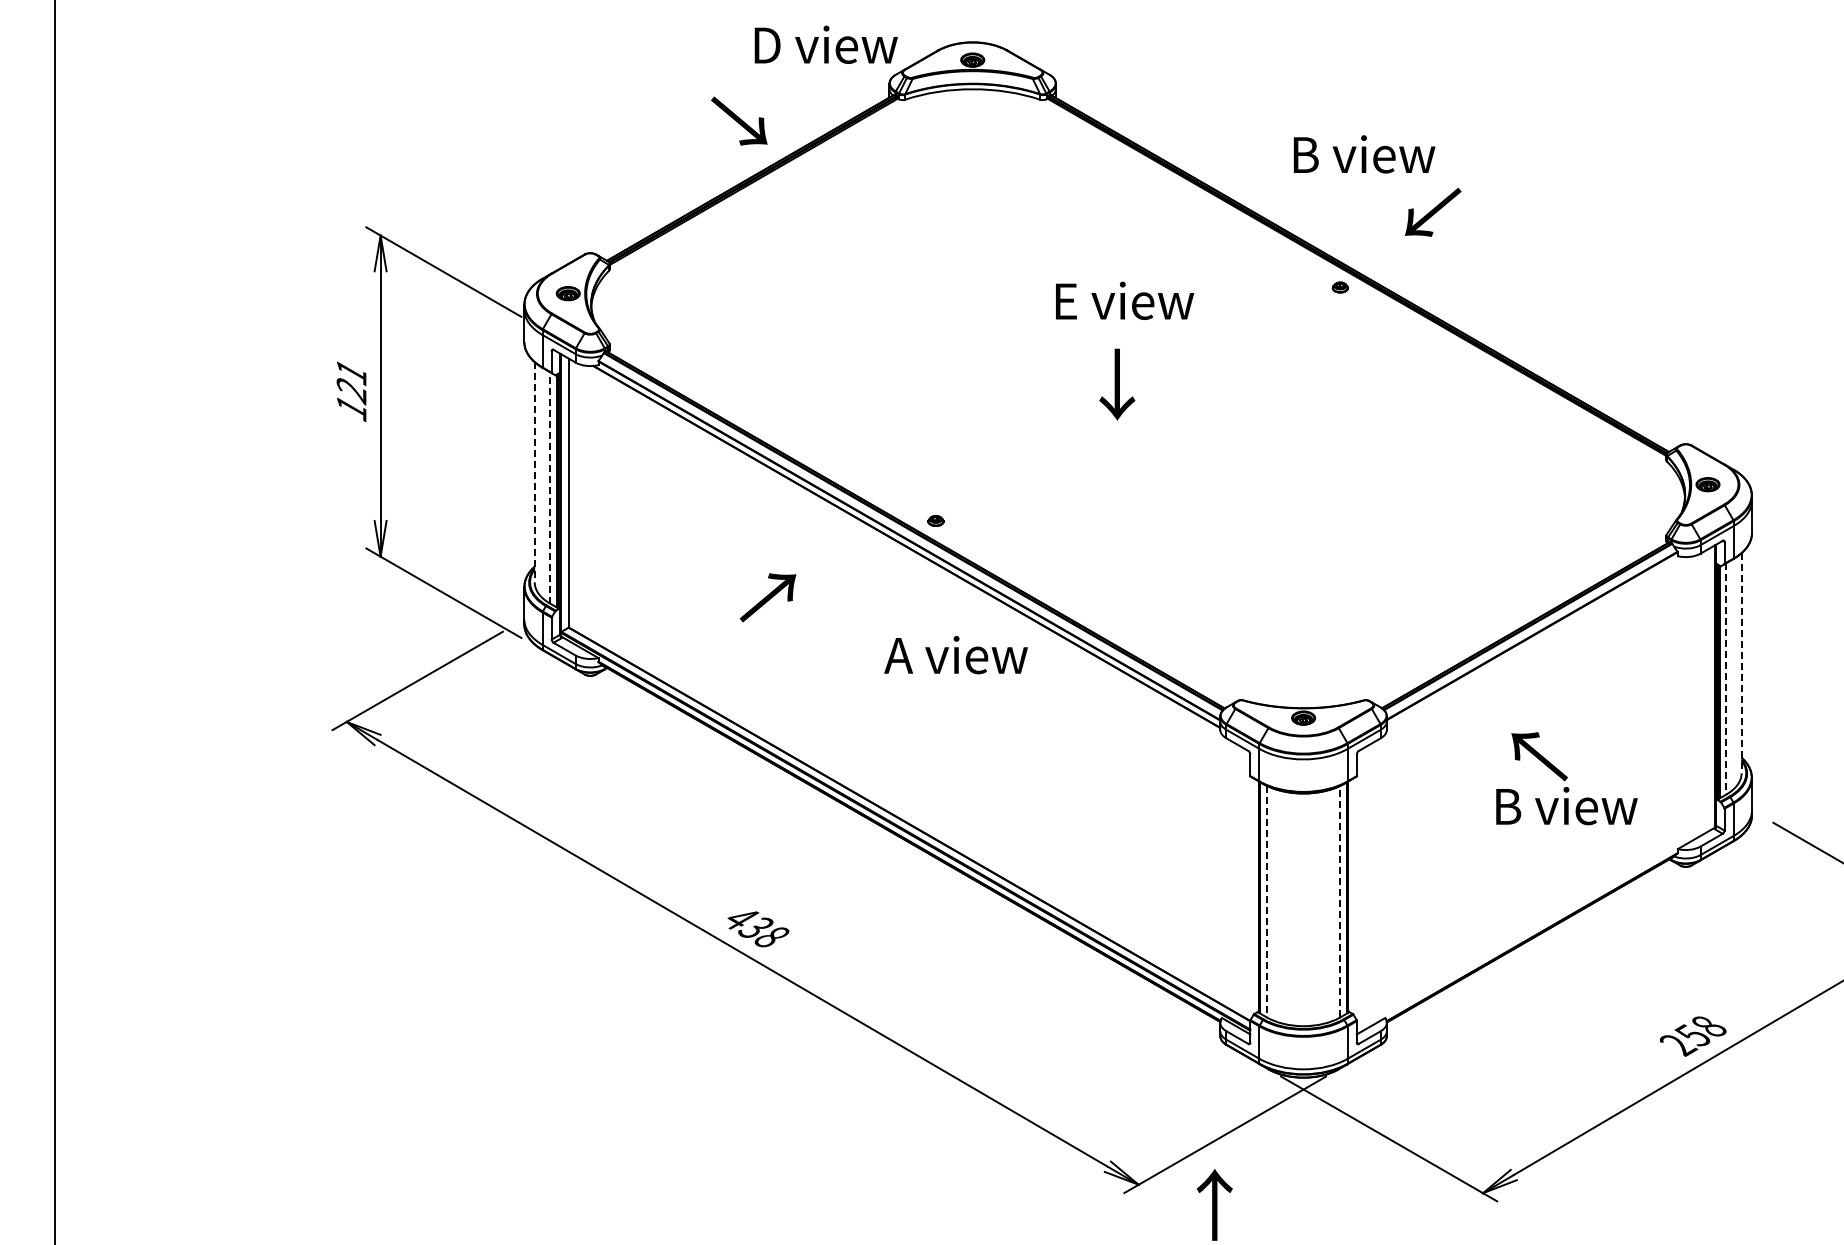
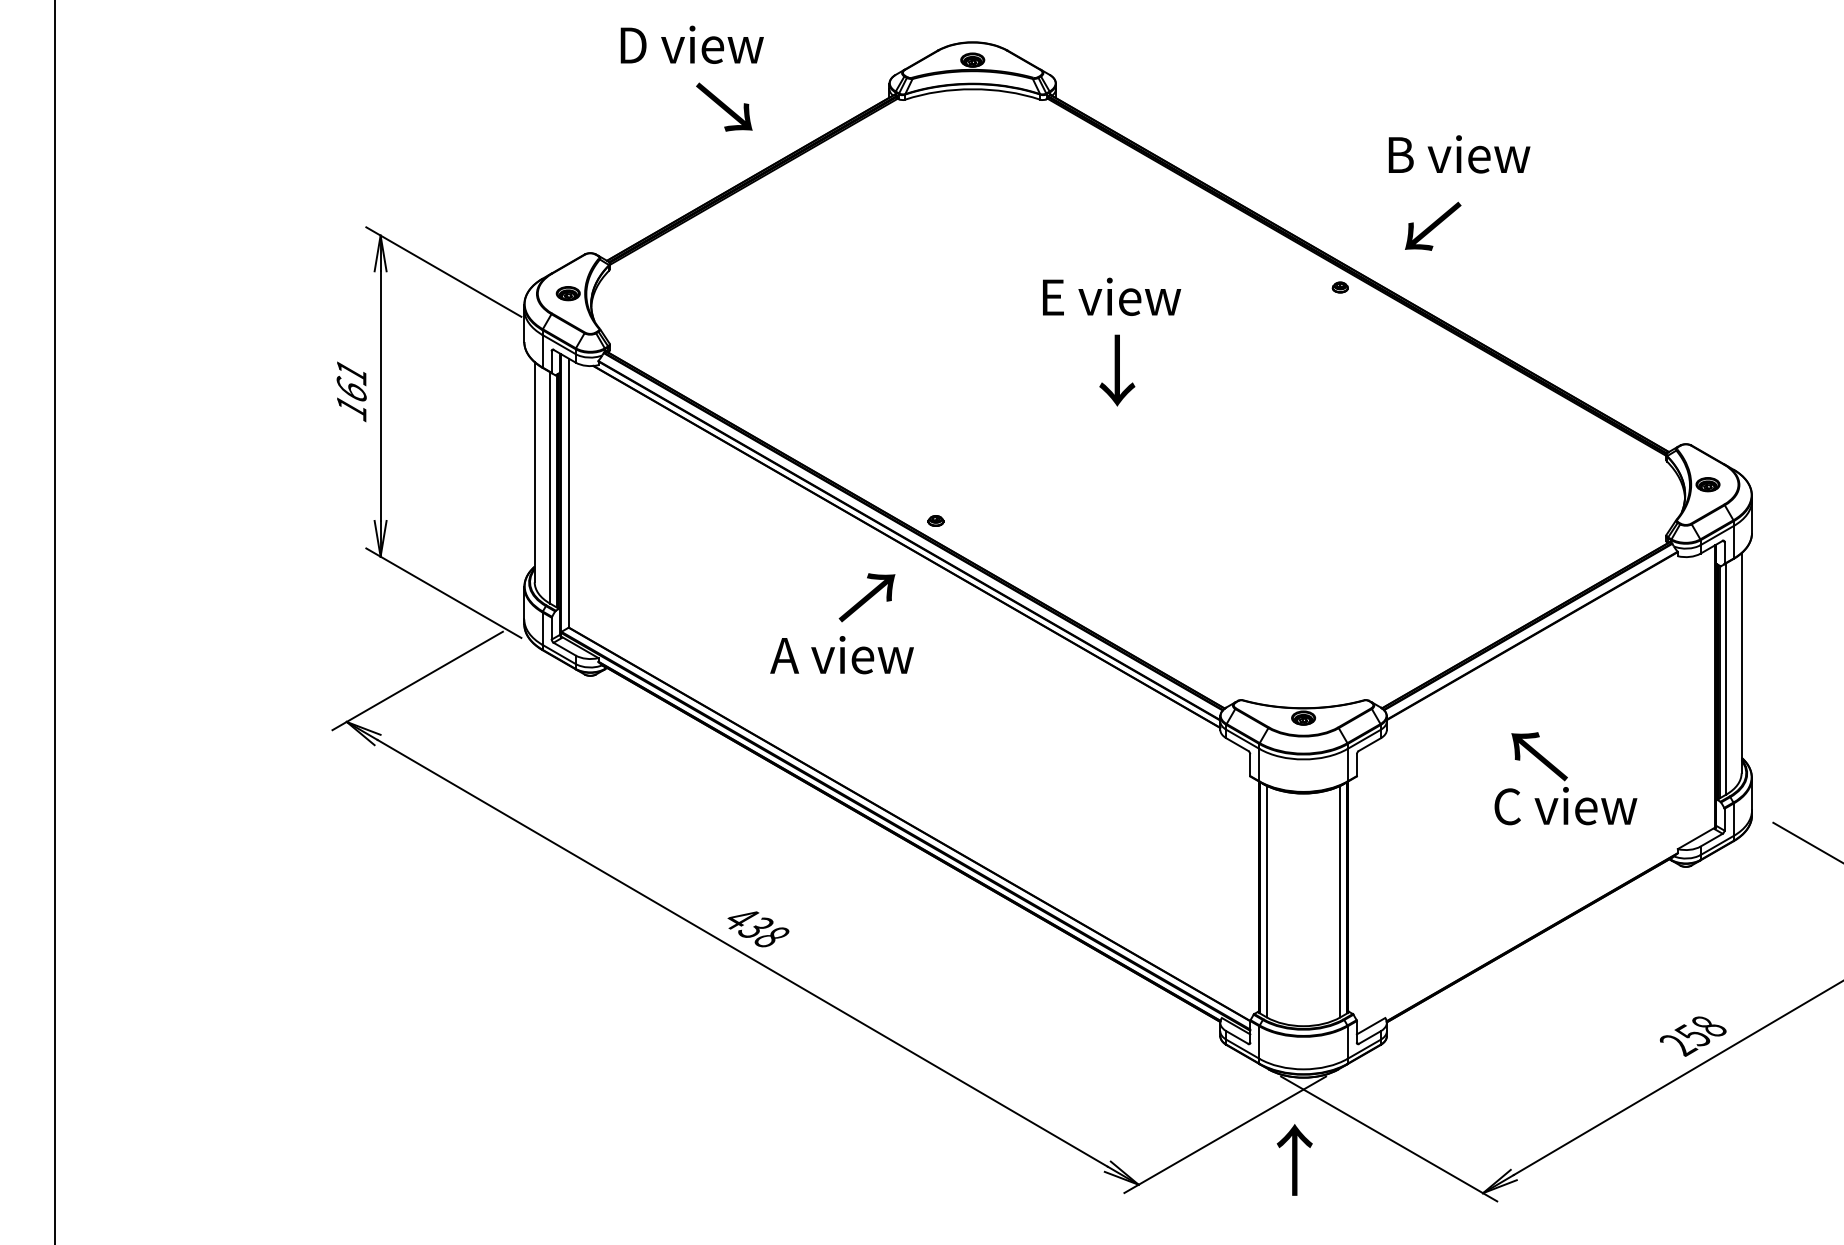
text position: (825, 44) -> (691, 44) (691, 44)
text position: (739, 120) -> (724, 106) (724, 106)
text position: (1364, 154) -> (1459, 154) (1459, 154)
text position: (1433, 211) -> (1433, 225) (1433, 225)
text position: (1125, 300) -> (1112, 296) (1112, 296)
text position: (1117, 384) -> (1117, 370) (1117, 370)
text: 121 -> 161 (351, 390)
line: dashed -> solid (534, 472)
line: dashed -> solid (549, 487)
text position: (767, 597) -> (866, 597) (866, 597)
text position: (955, 655) -> (841, 655) (841, 655)
line: dashed -> solid (1741, 663)
line: dashed -> solid (1726, 678)
text: B view -> C view (1565, 806)
line: dashed -> solid (1266, 901)
line: dashed -> solid (1340, 901)
text position: (1214, 1204) -> (1294, 1159) (1294, 1159)
